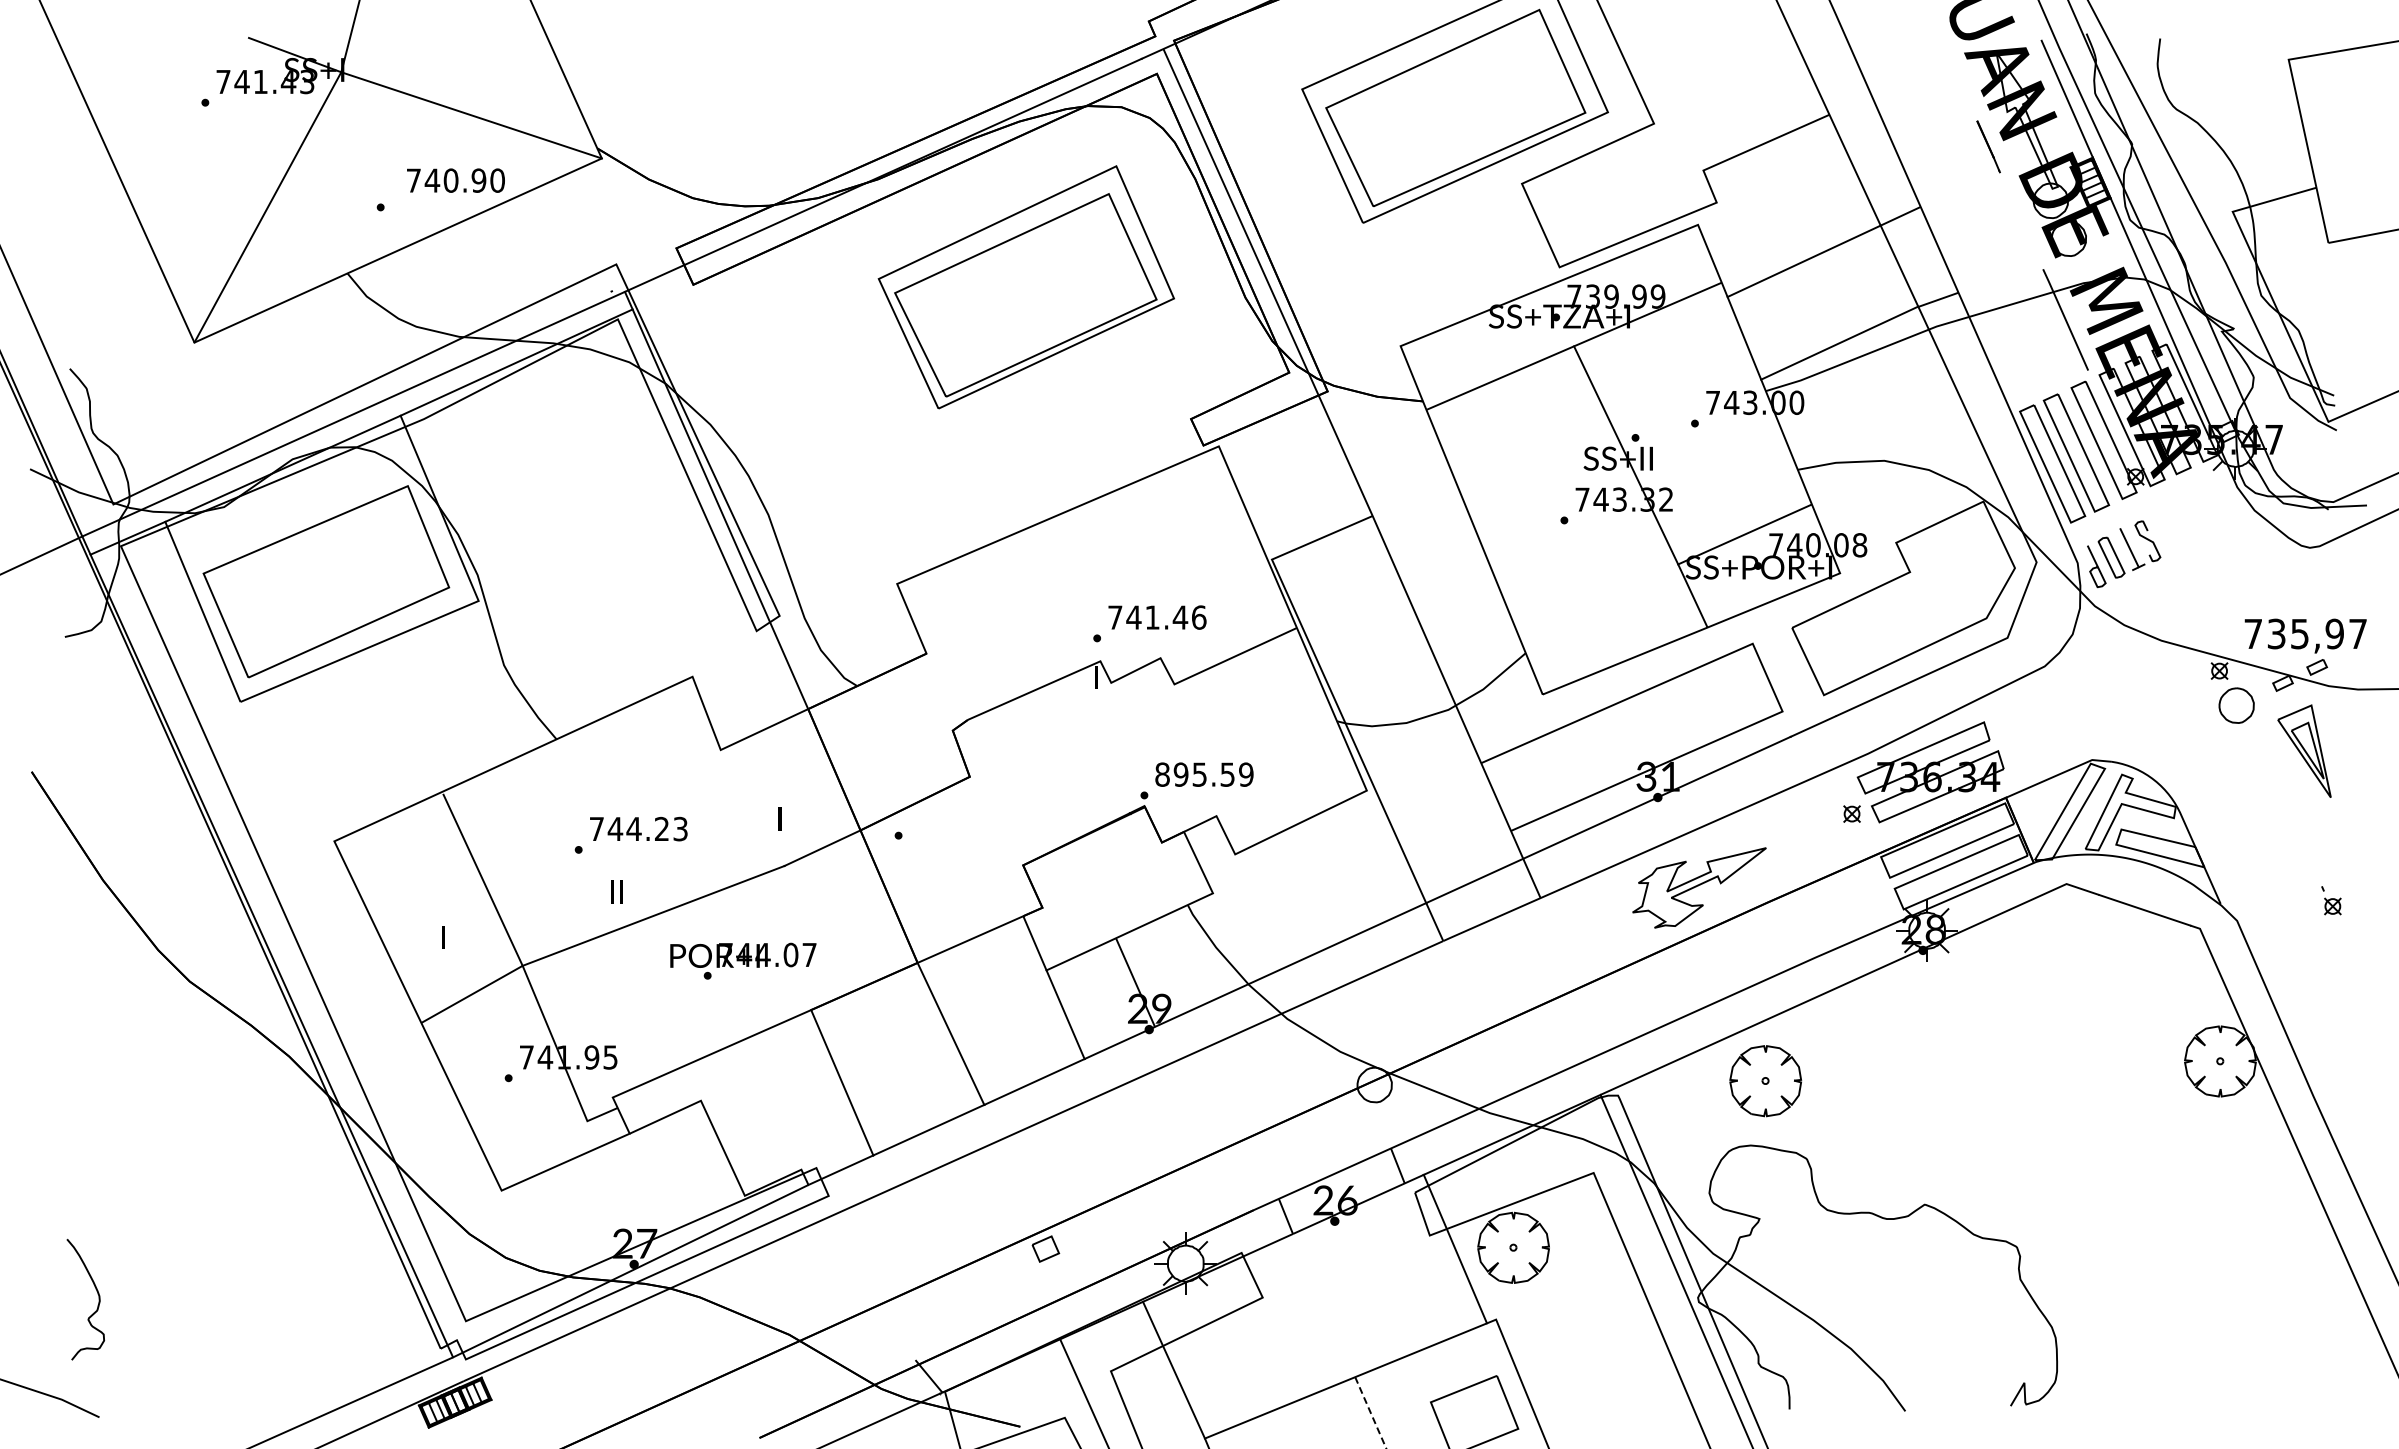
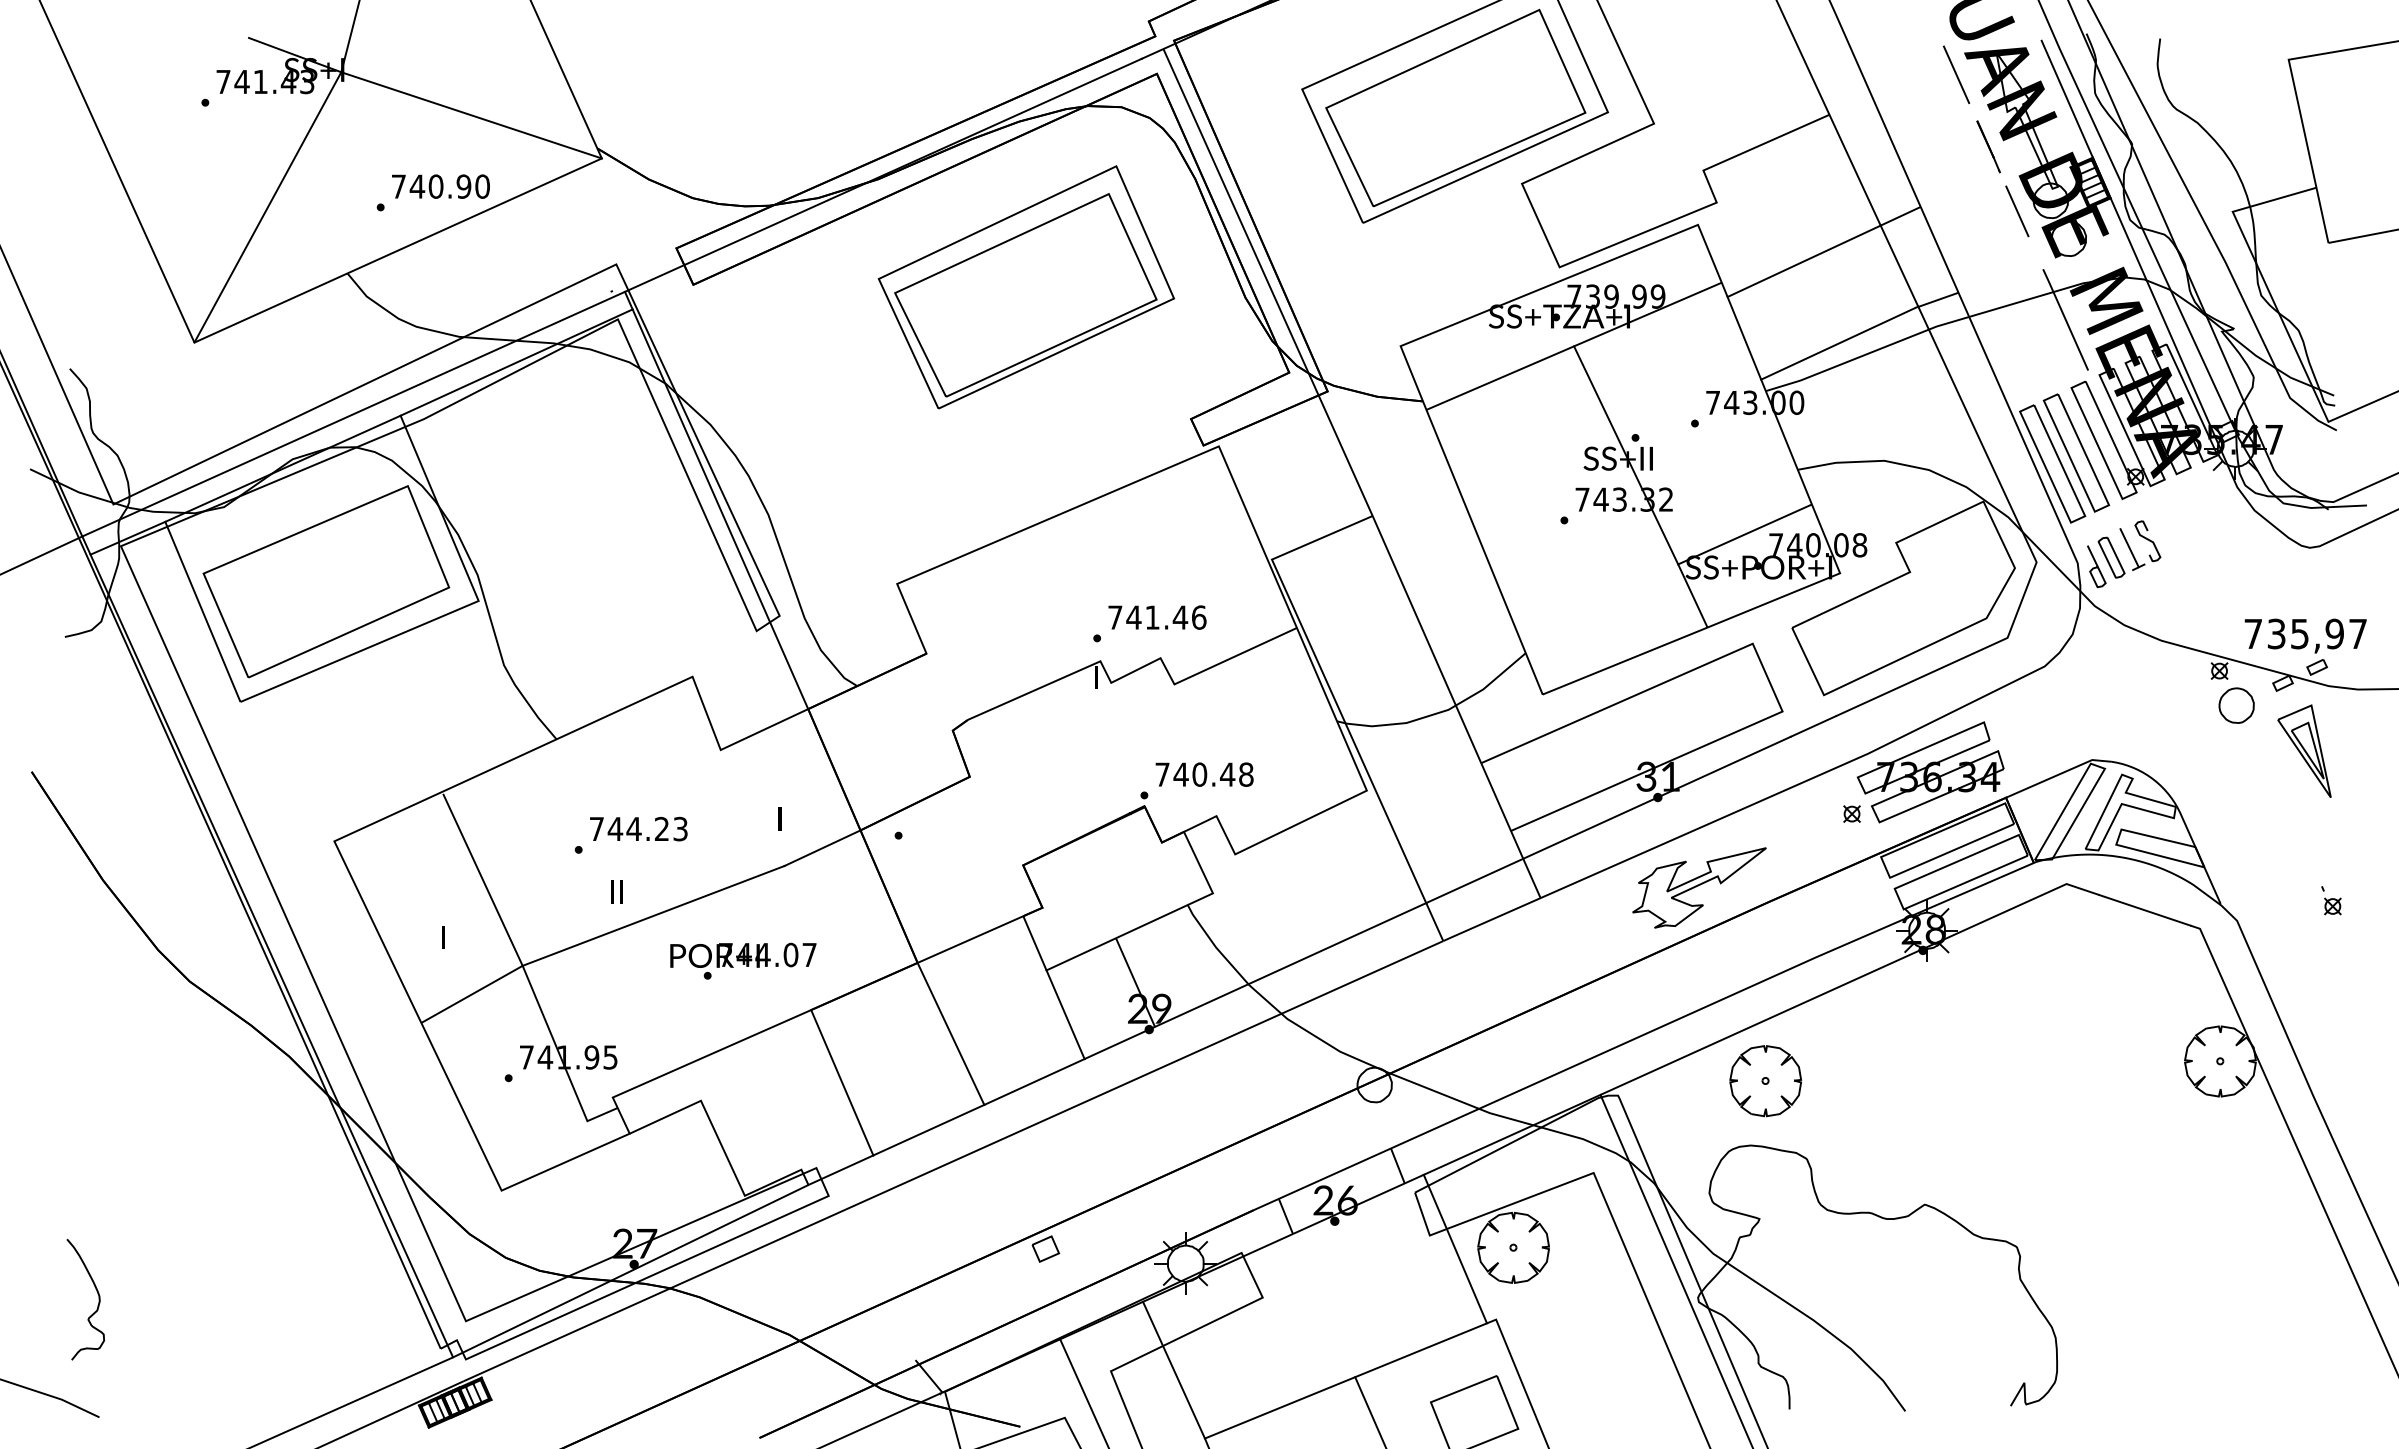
line: none -> present (1956, 74)
text position: (455, 180) -> (440, 186) (440, 186)
line: none -> present (2017, 211)
text: 895.59 -> 740.48 (1204, 774)
line: dashed -> solid (1370, 1412)
